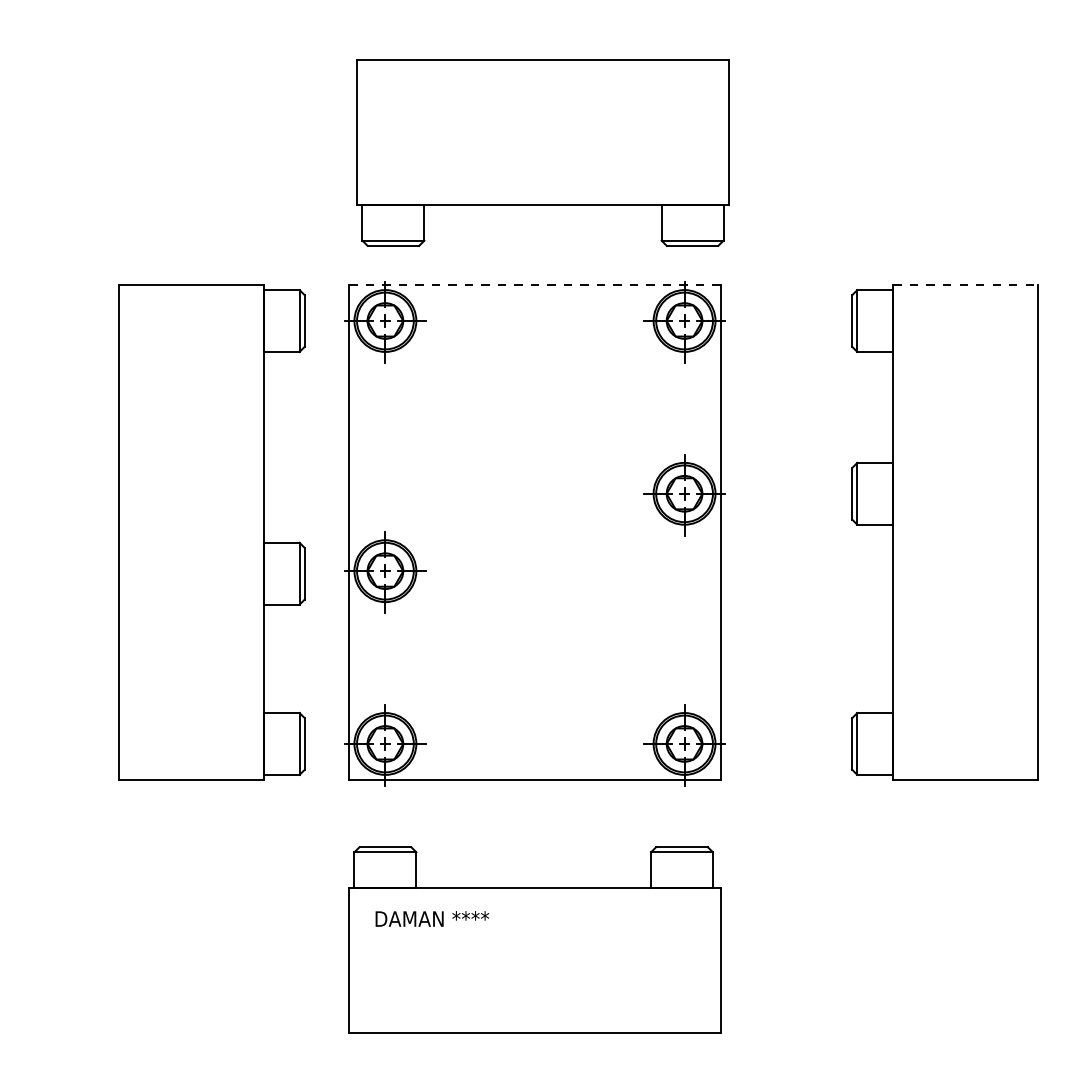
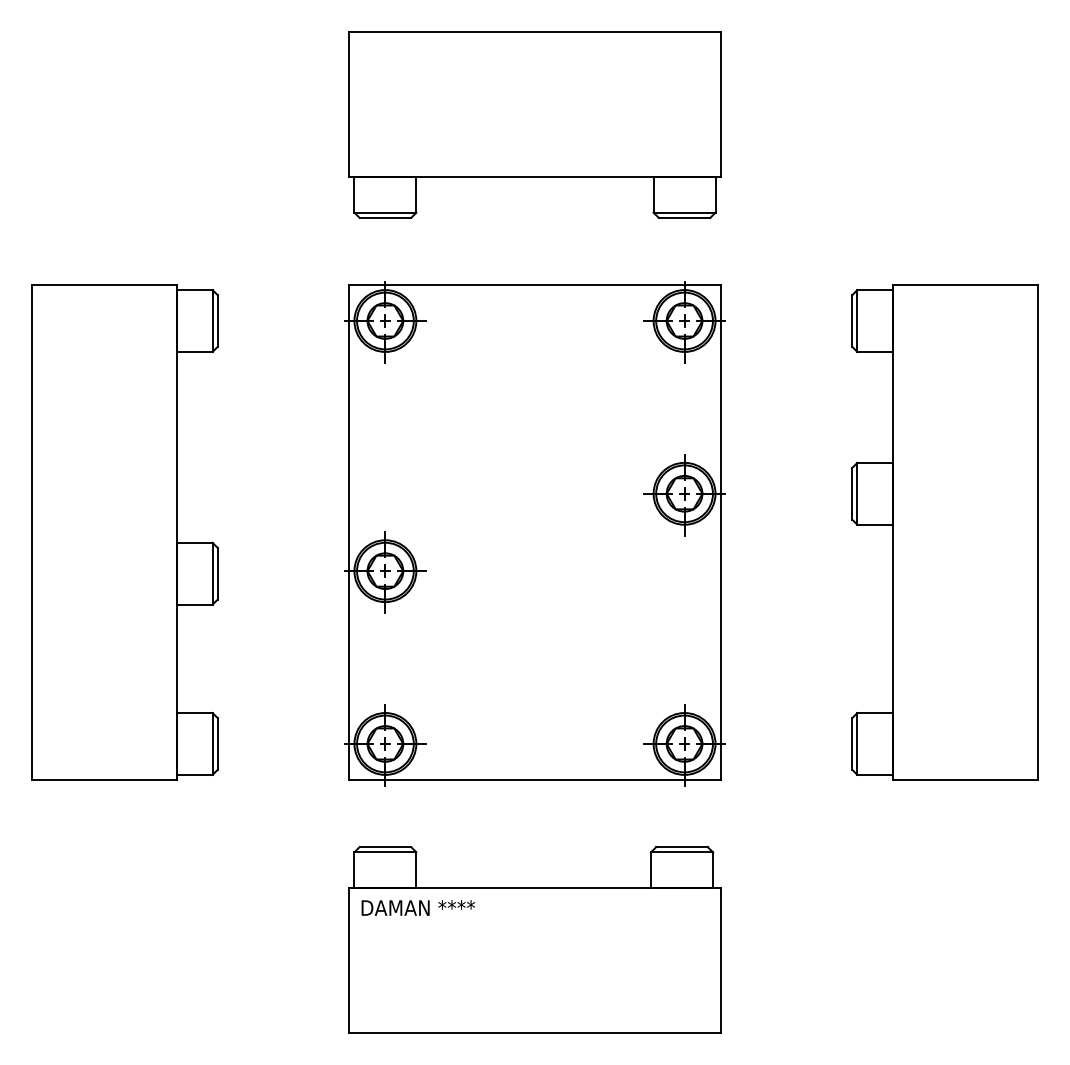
part position: (542, 152) -> (534, 124) (534, 124)
line: dashed -> solid (535, 284)
line: dashed -> solid (966, 284)
part position: (211, 532) -> (124, 532) (124, 532)
text position: (432, 918) -> (418, 907) (418, 907)
